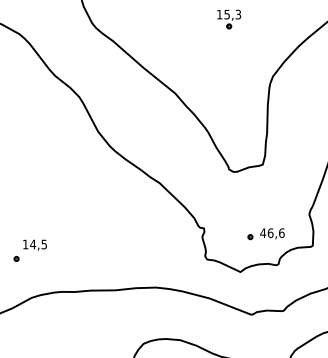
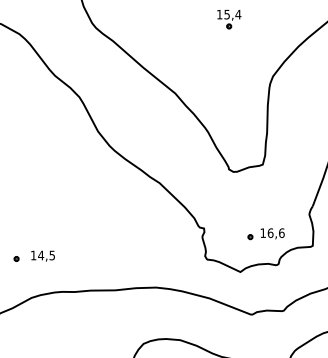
text: 15,3 -> 15,4 (238, 14)
text: 46,6 -> 16,6 (263, 232)
text position: (34, 244) -> (42, 255) (42, 255)
